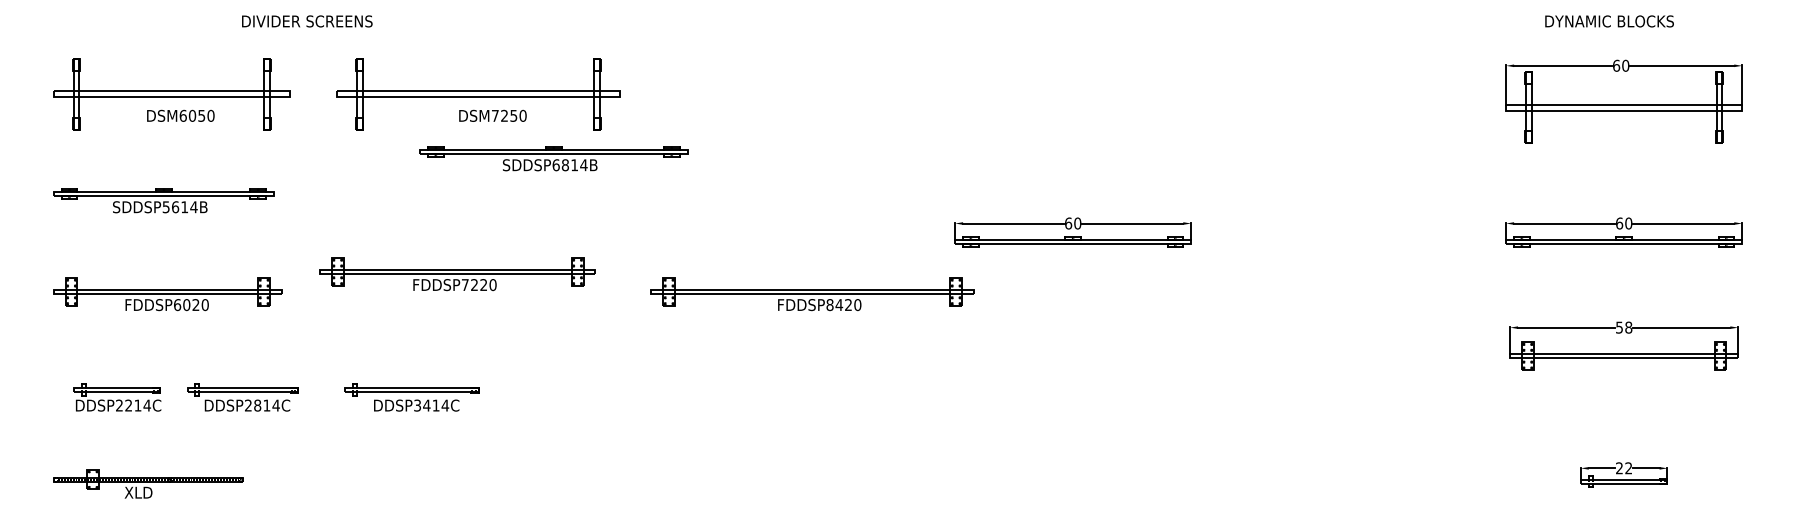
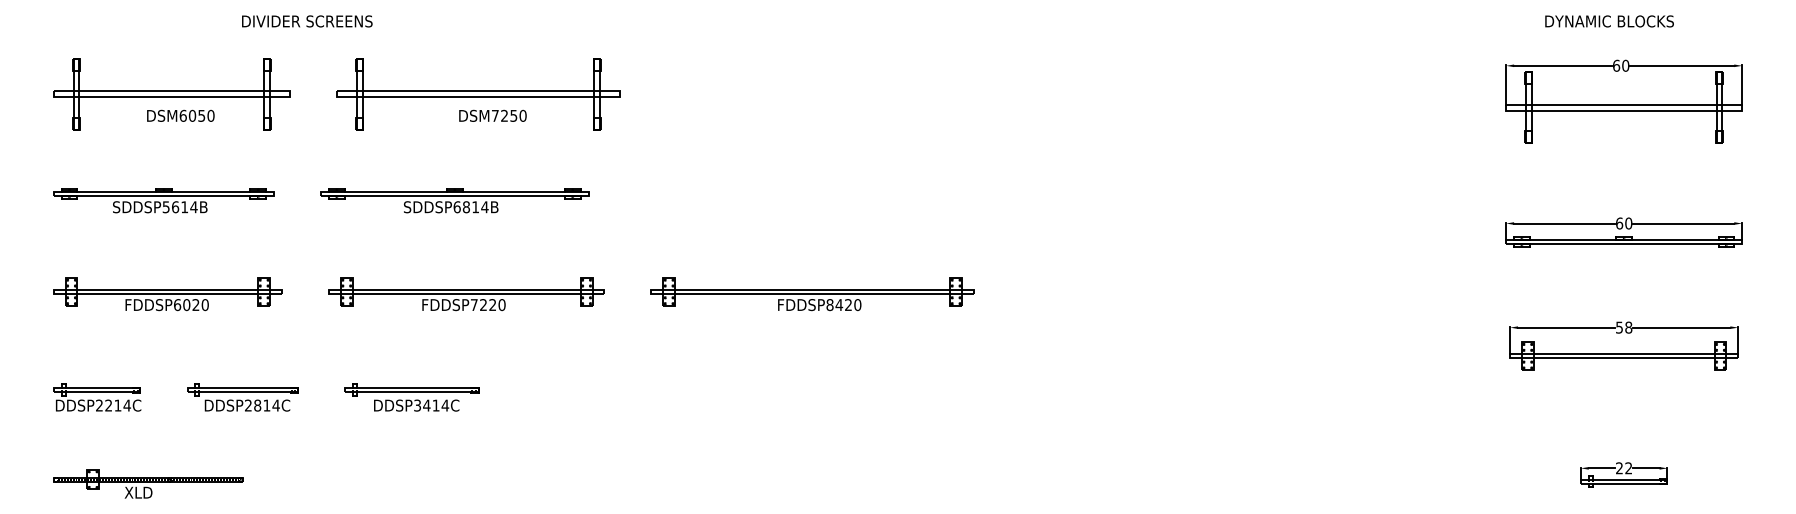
part position: (553, 158) -> (454, 200) (454, 200)
part: present -> none (1072, 232)
part position: (457, 274) -> (466, 294) (466, 294)
part position: (117, 397) -> (97, 397) (97, 397)
